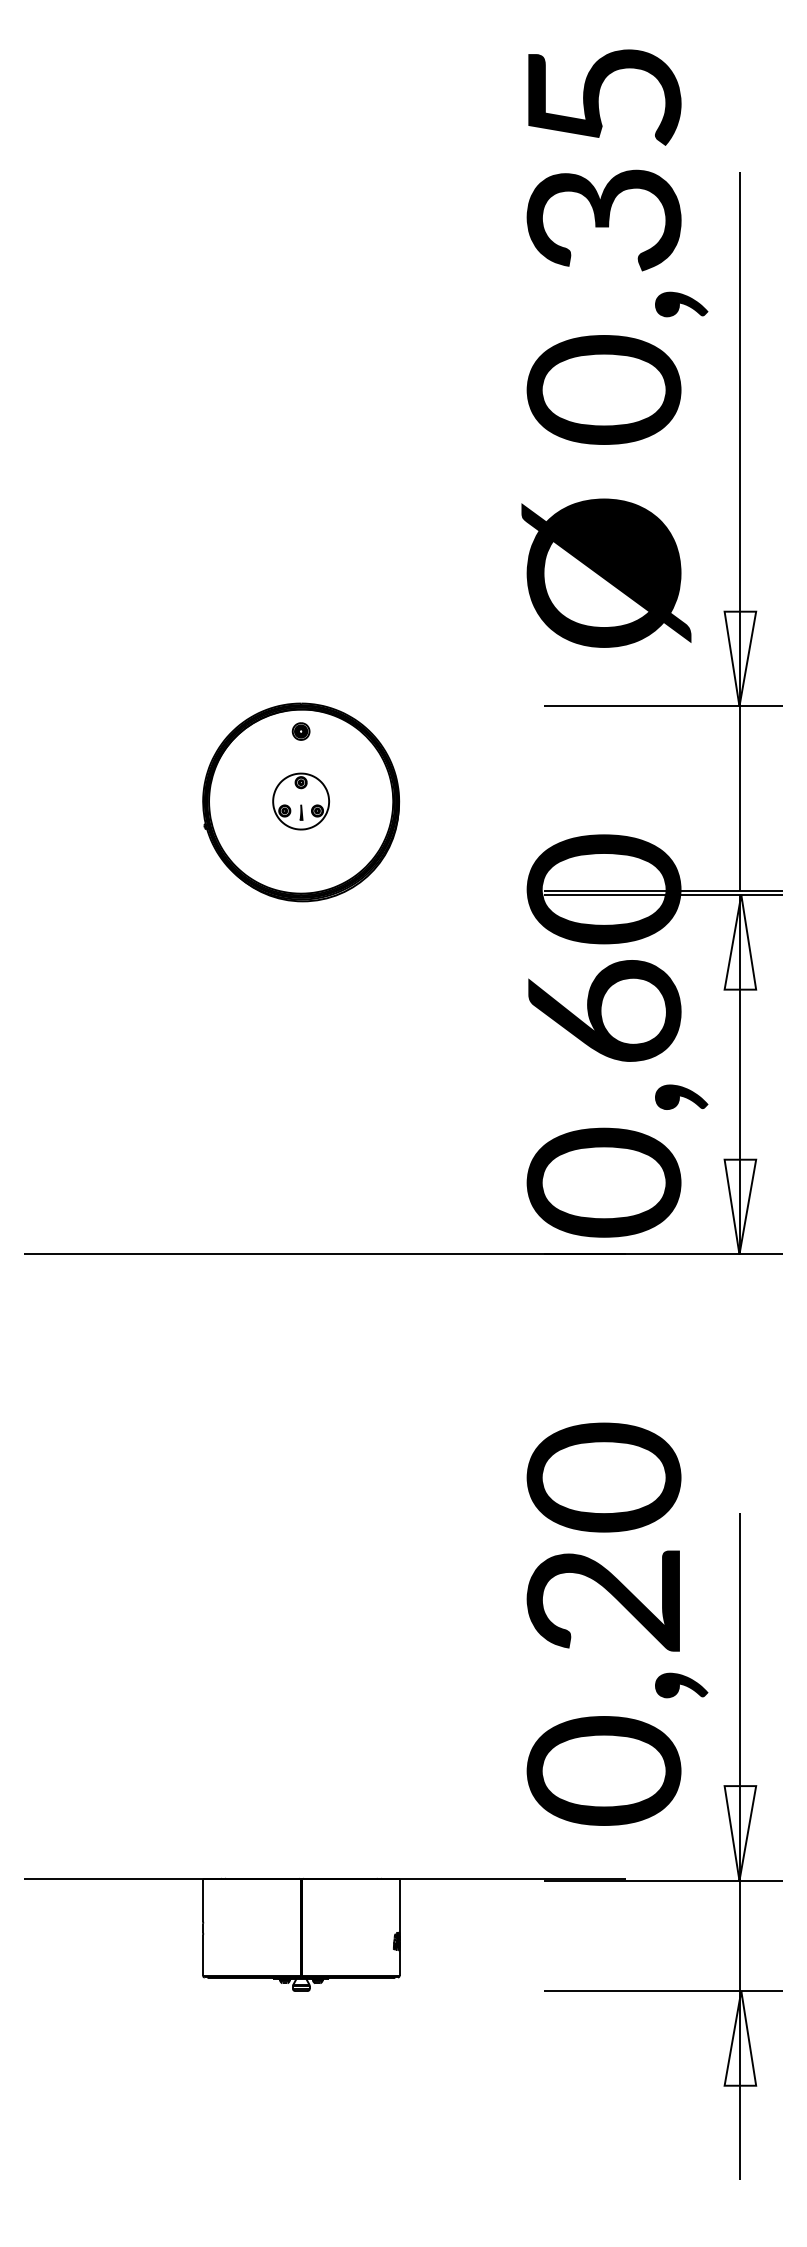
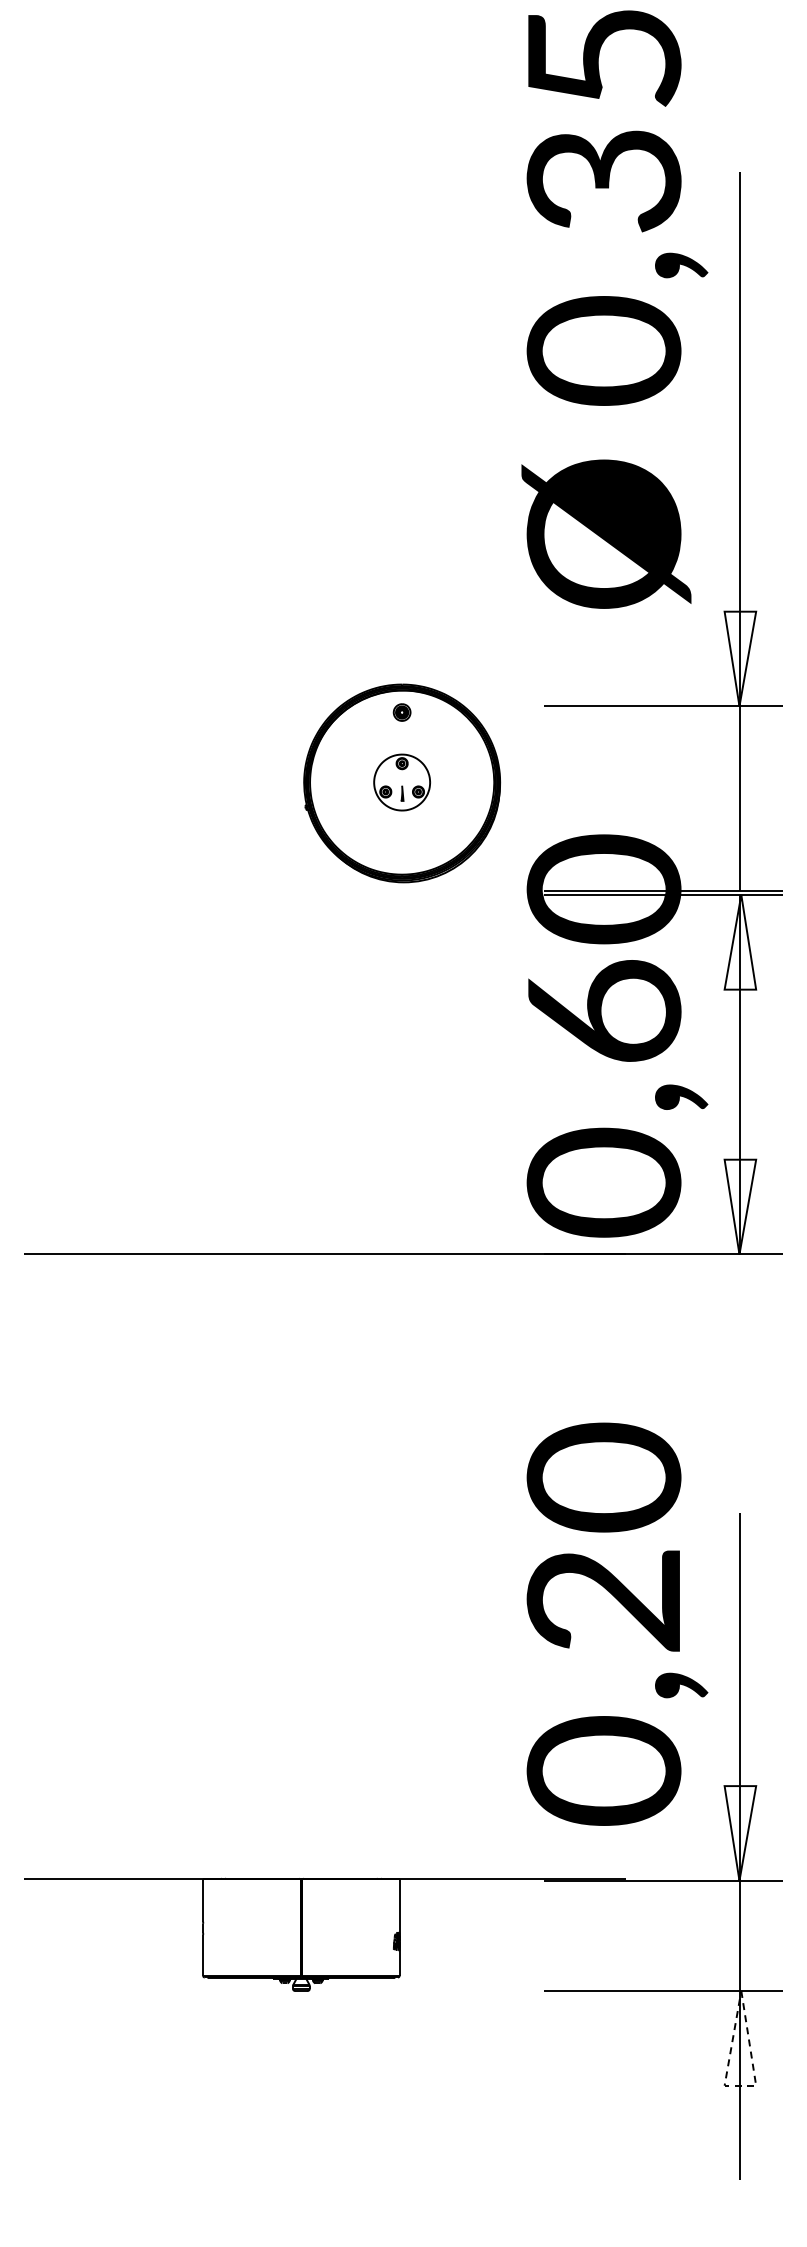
text position: (614, 348) -> (614, 309) (614, 309)
part position: (301, 802) -> (402, 783) (402, 783)
line: solid -> dashed (739, 2085)
